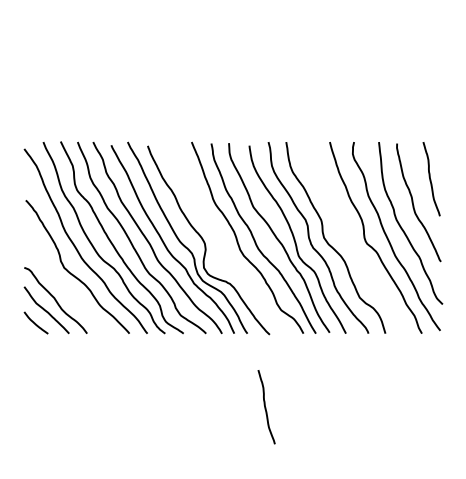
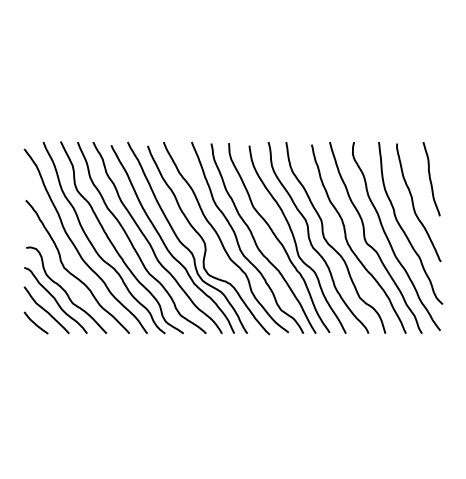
curve: none -> present (220, 237)
curve: none -> present (348, 241)
curve: none -> present (65, 290)
curve: present -> none (266, 407)
